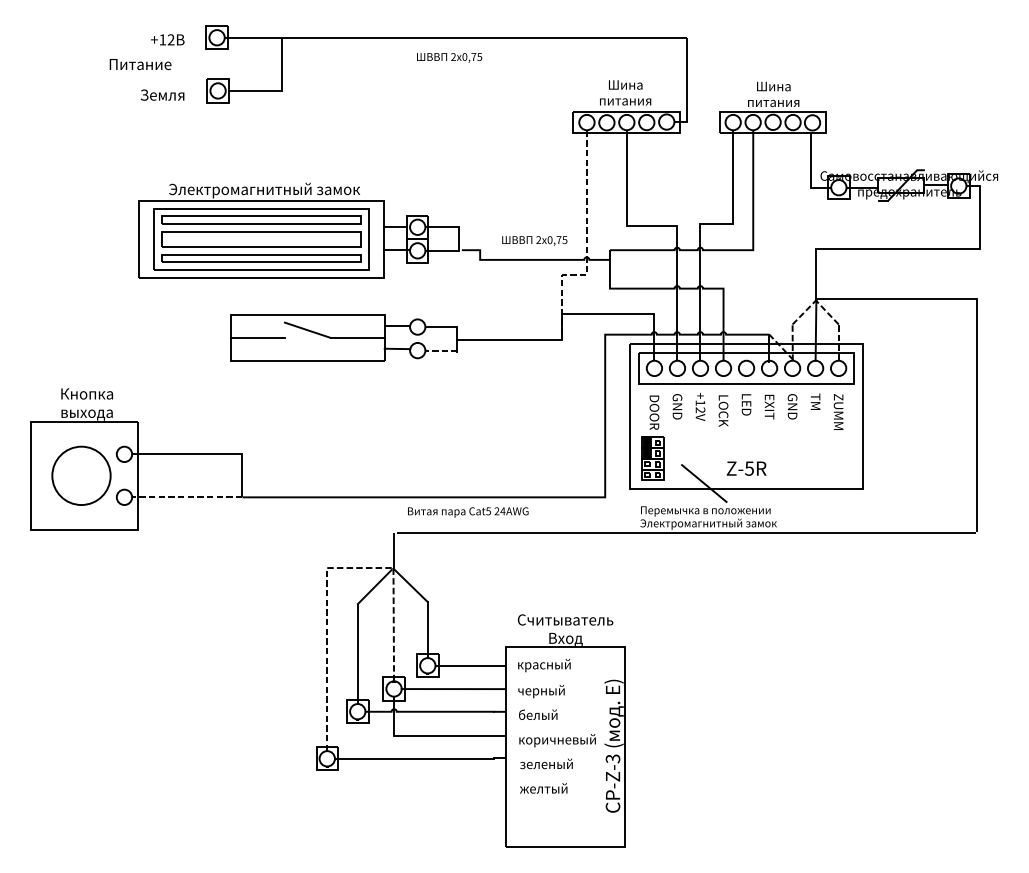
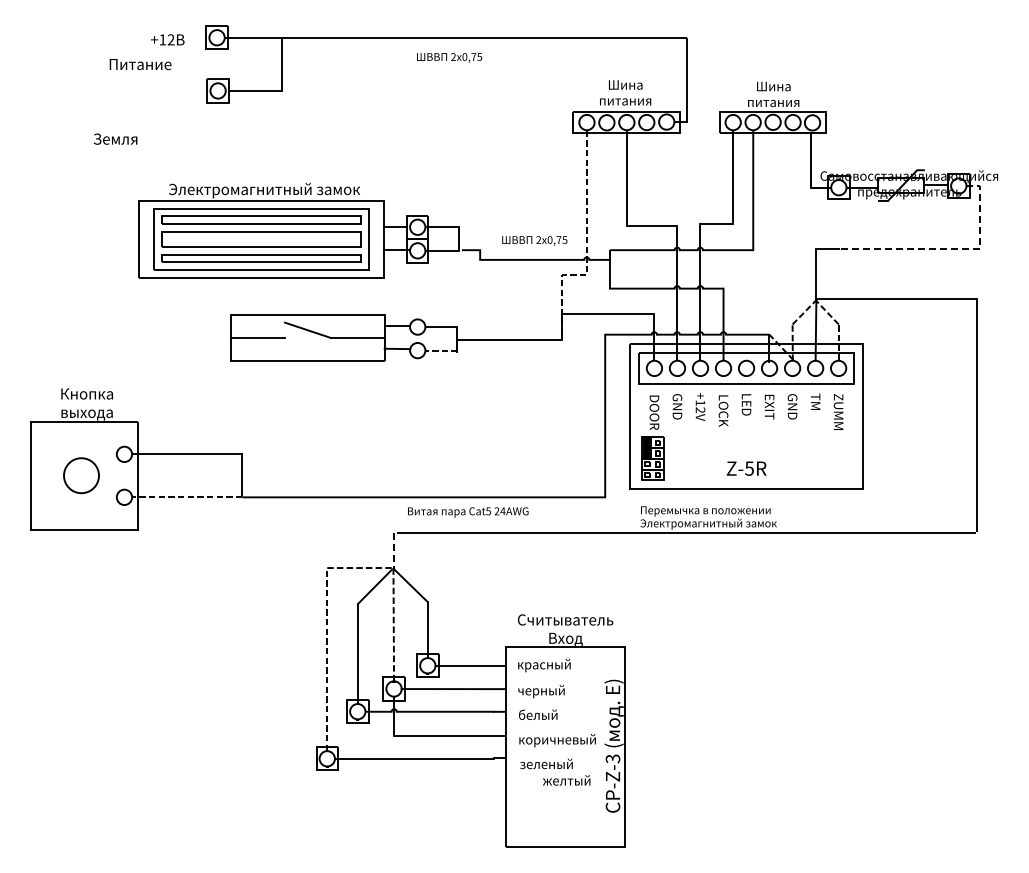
text position: (162, 94) -> (115, 138) (115, 138)
line: solid -> dashed (949, 249)
circle size: 61x61 px -> 37x38 px (81, 475)
line: present -> none (704, 483)
line: solid -> dashed (393, 552)
text position: (543, 788) -> (566, 780) (566, 780)
